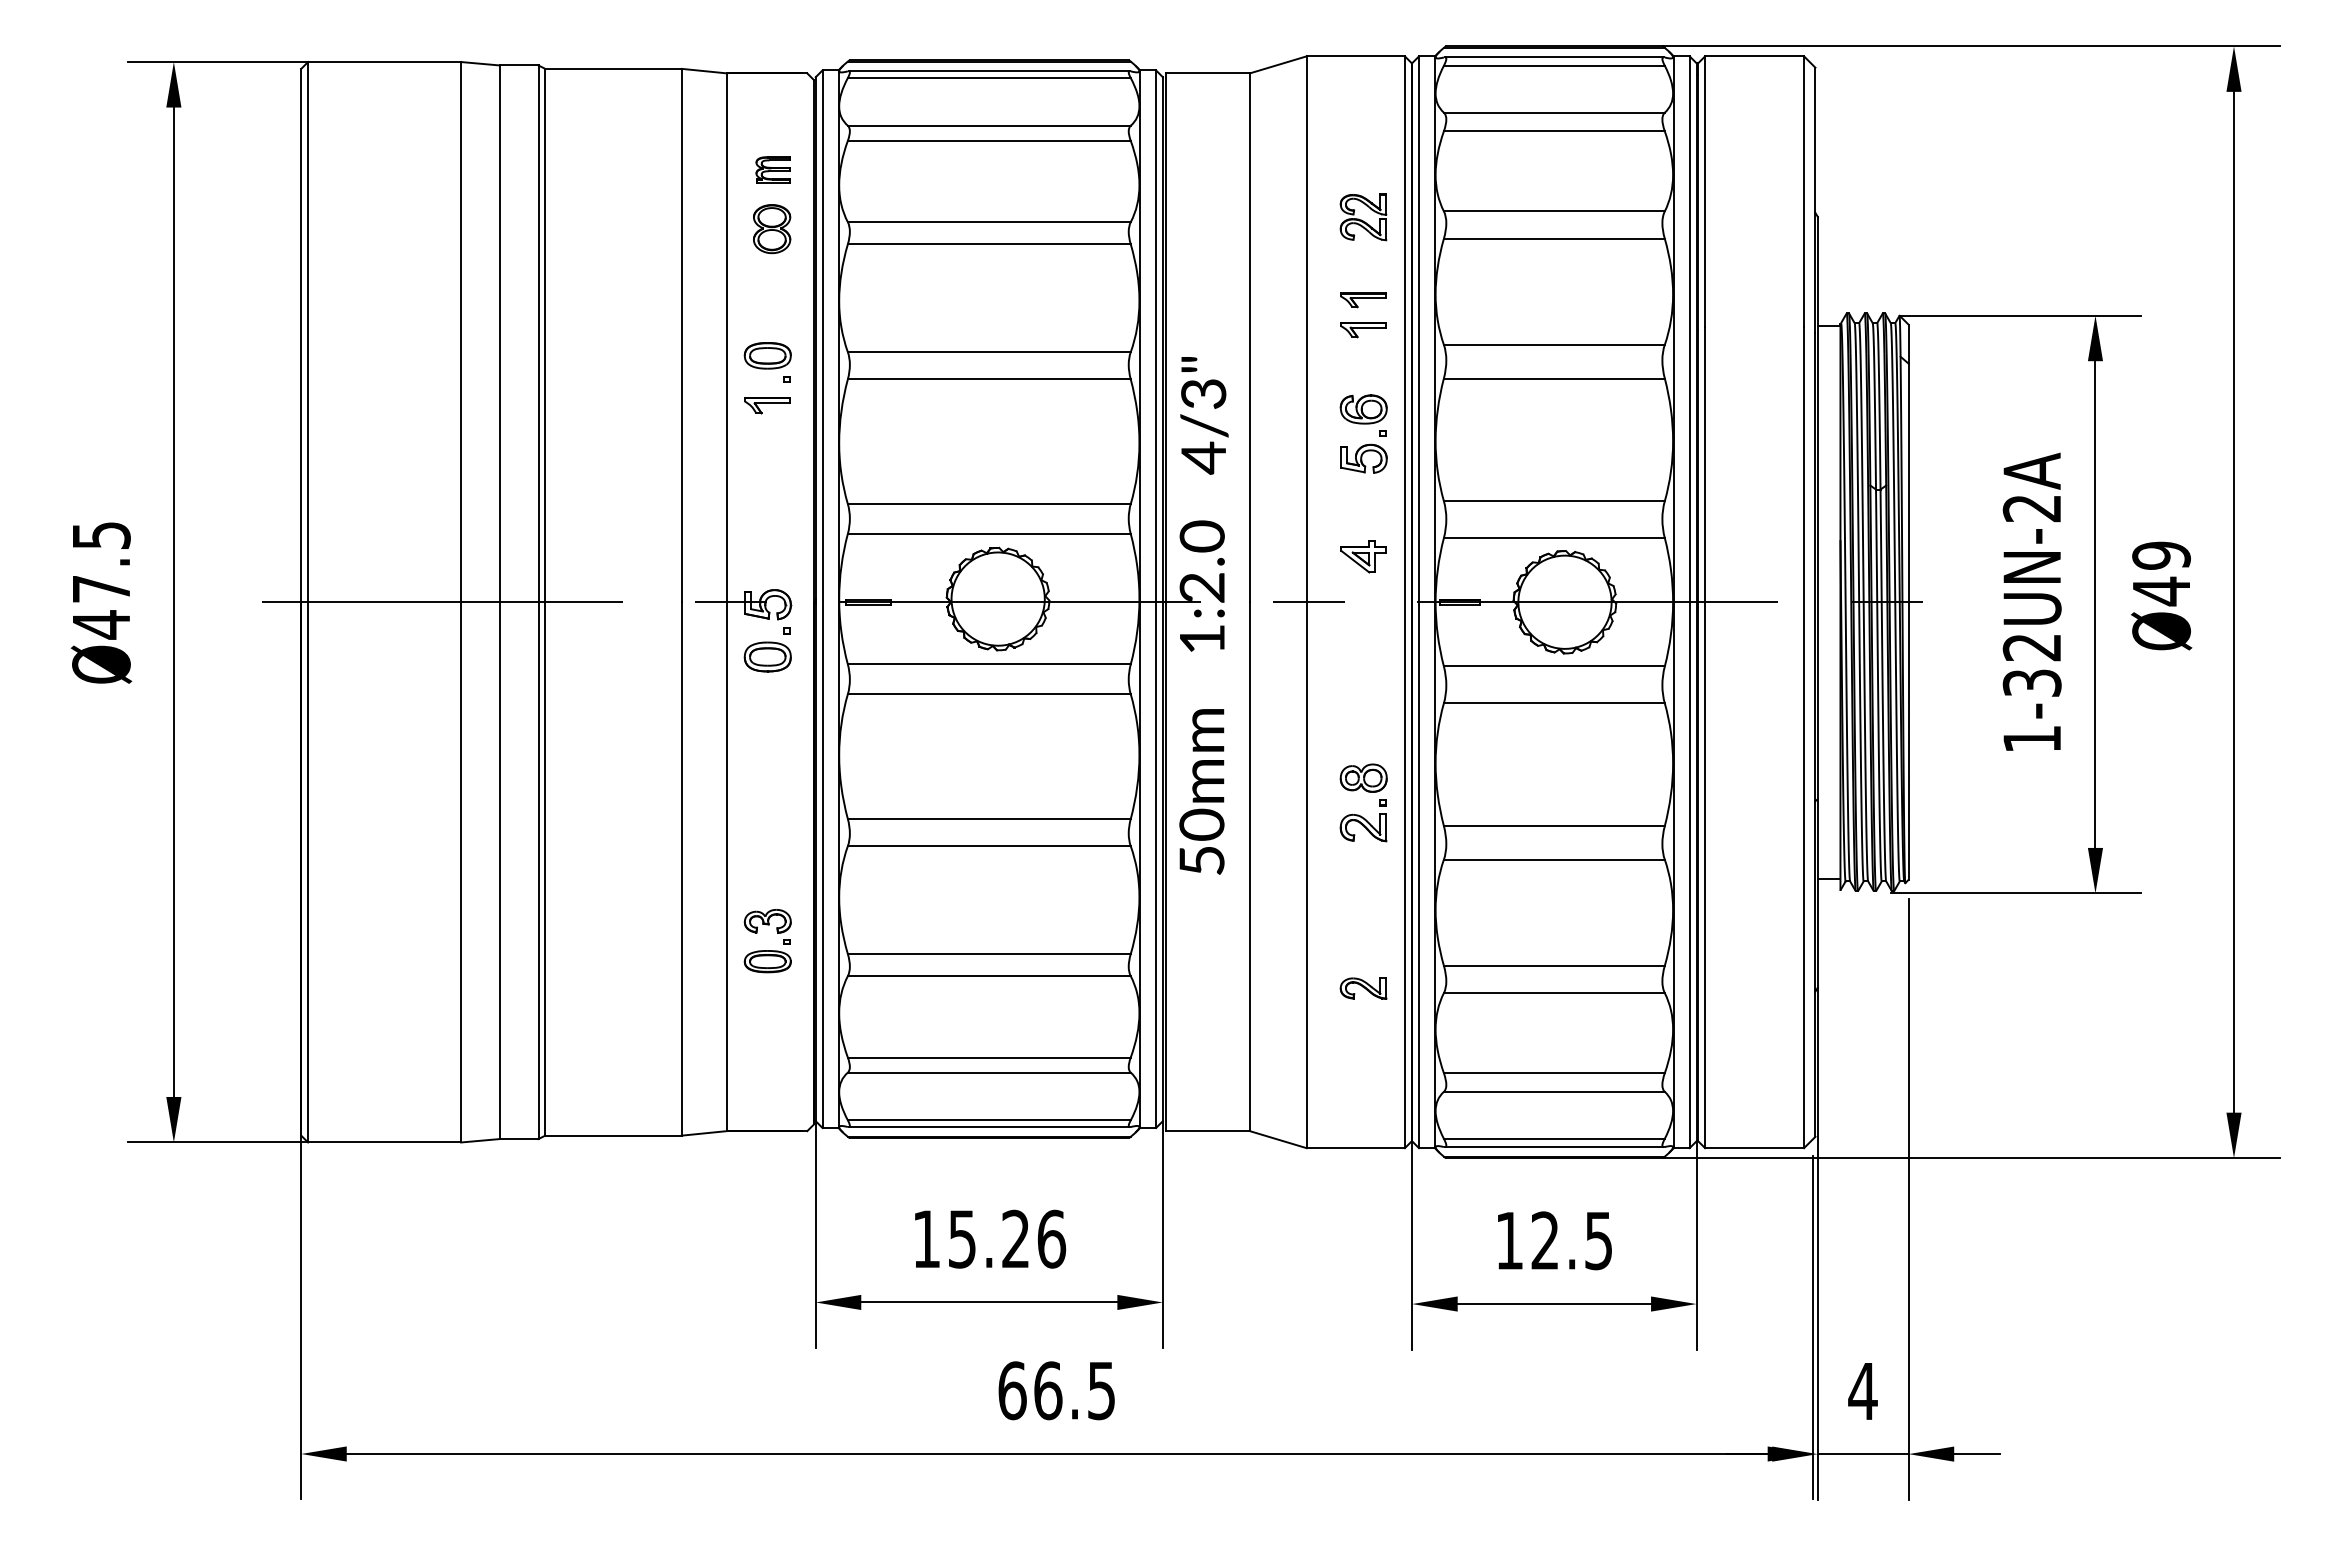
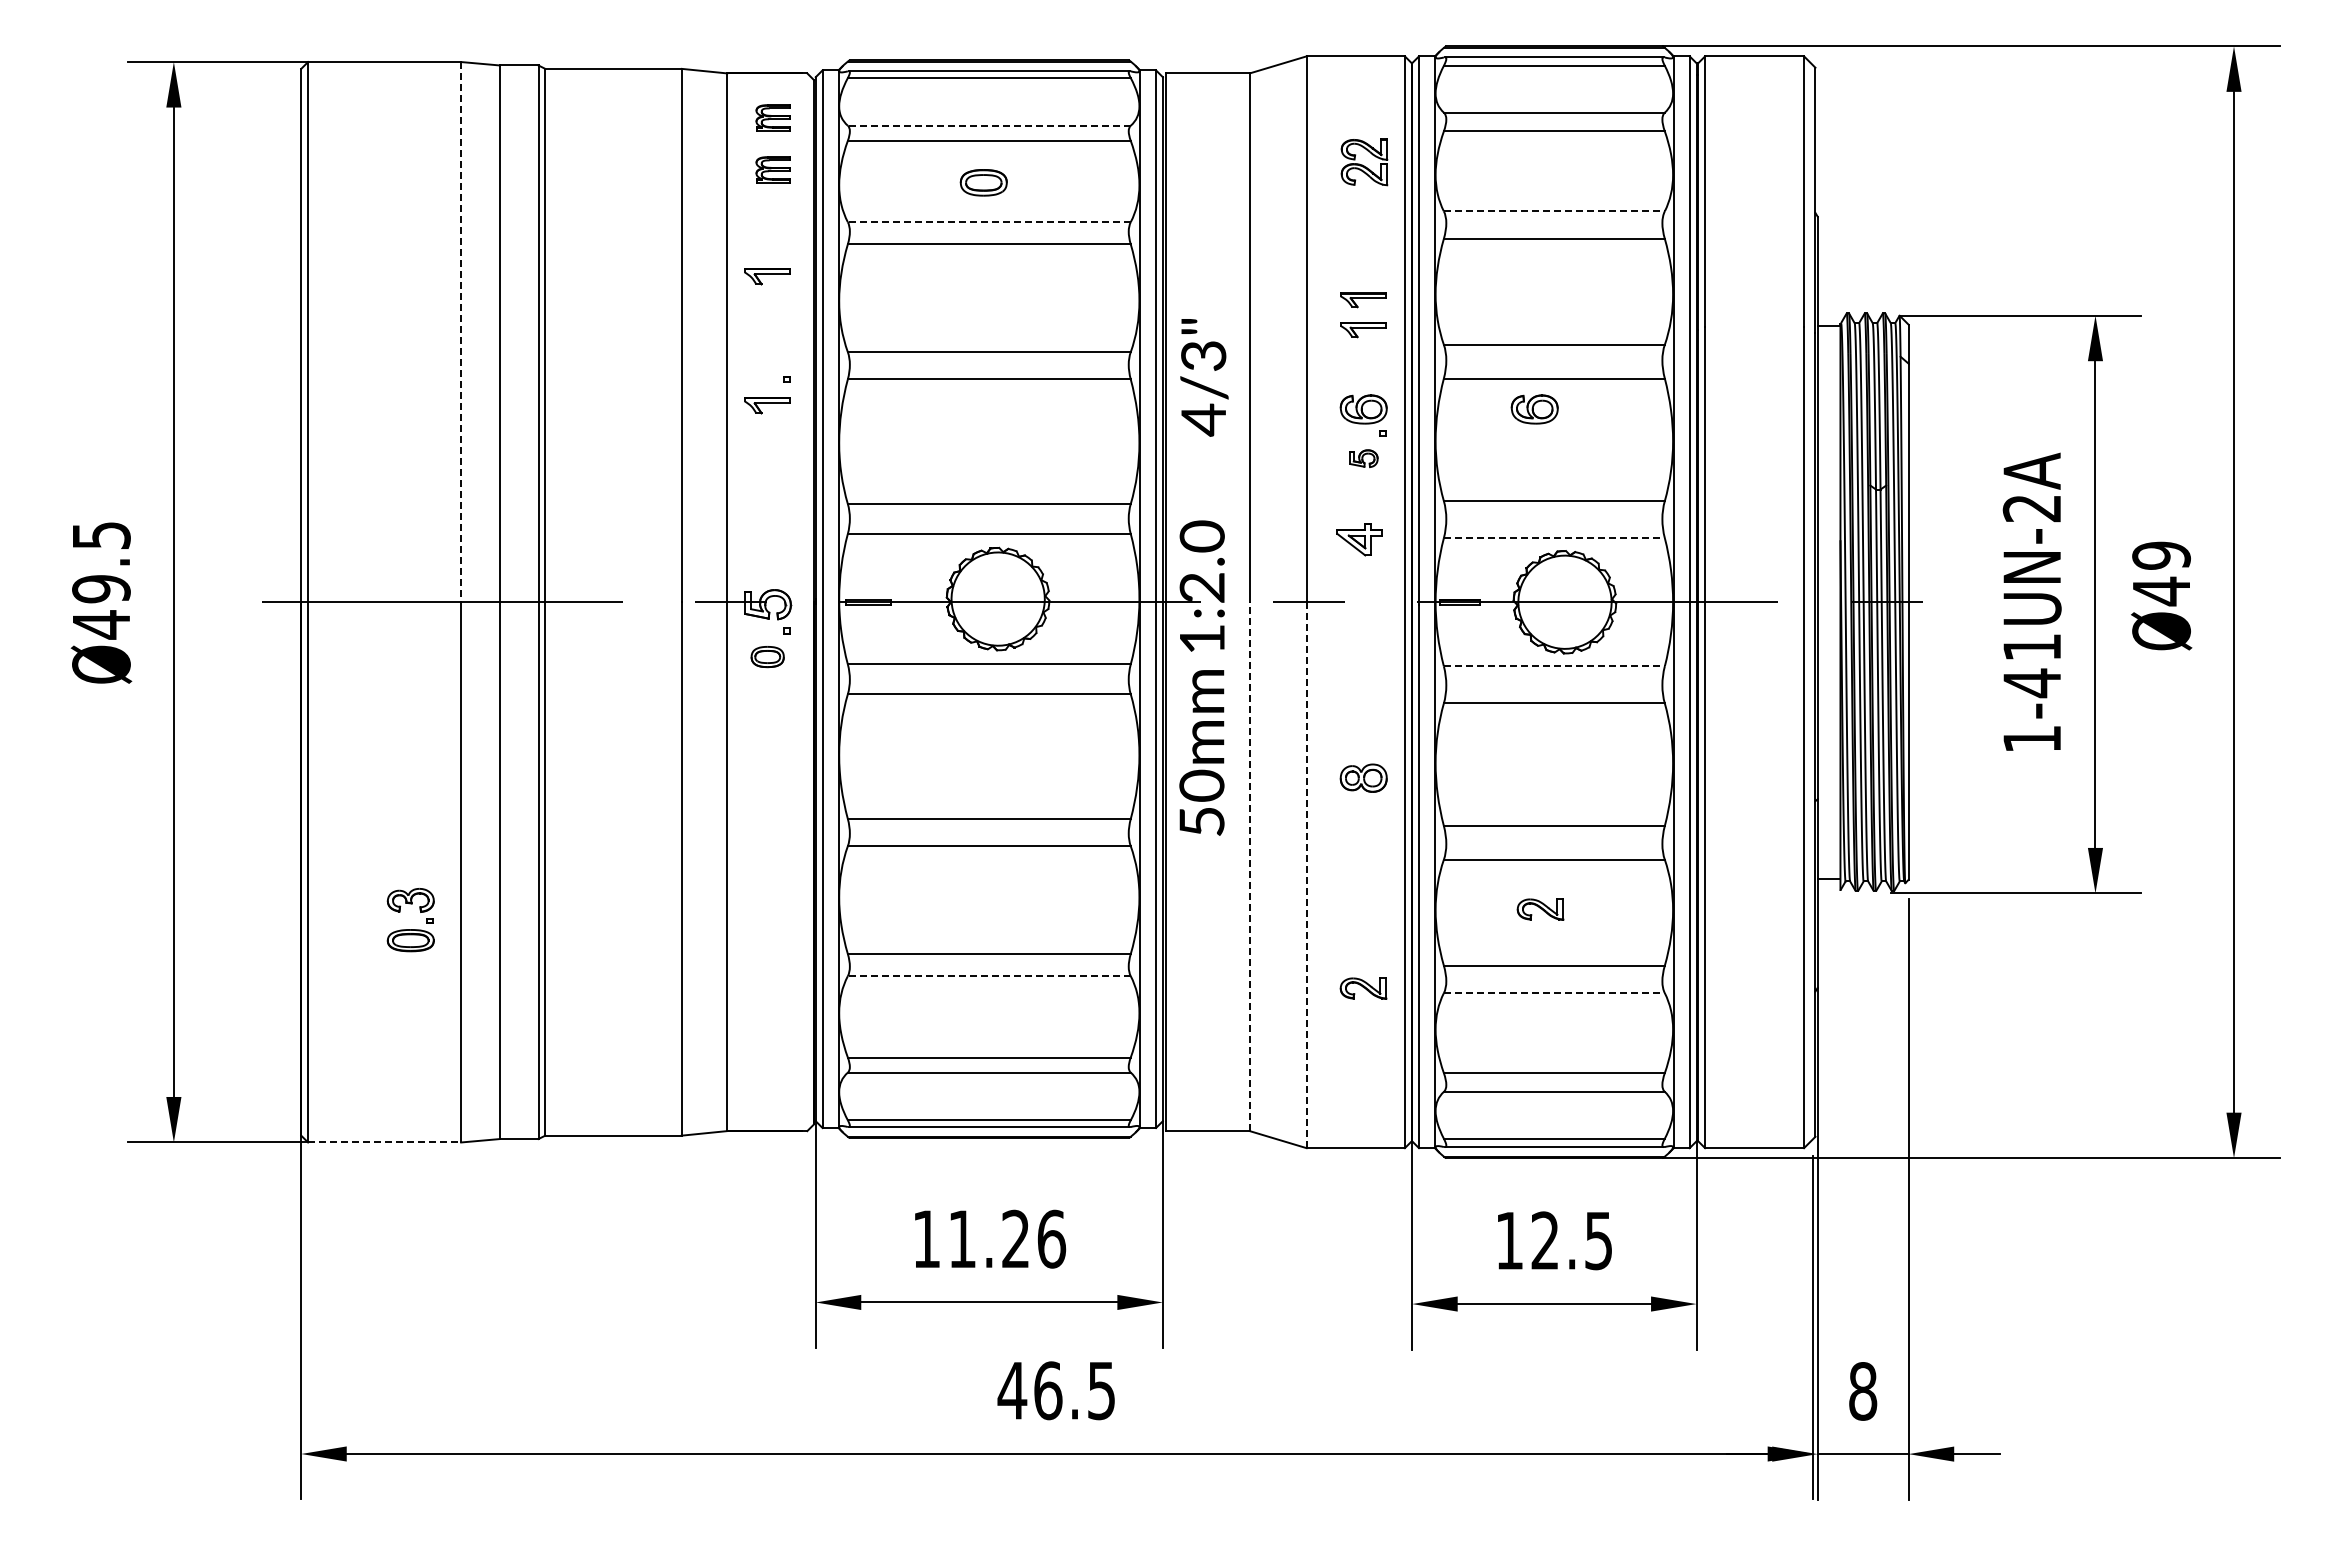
part: none -> present (772, 117)
line: solid -> dashed (988, 125)
line: solid -> dashed (1554, 211)
part position: (1363, 217) -> (1364, 162) (1364, 162)
line: solid -> dashed (988, 222)
part: present -> none (772, 229)
part: none -> present (767, 276)
line: solid -> dashed (461, 332)
part position: (767, 355) -> (983, 182) (983, 182)
part: none -> present (1534, 409)
text position: (1204, 415) -> (1204, 377) (1204, 377)
part size: 48x31 px -> 30x20 px (1363, 458)
line: solid -> dashed (1554, 538)
part position: (1363, 556) -> (1359, 539) (1359, 539)
text: 47.5 -> 49.5 (101, 589)
part size: 49x32 px -> 35x23 px (767, 657)
line: solid -> dashed (1554, 666)
text: 1-32UN-2A -> 1-41UN-2A (2031, 666)
text position: (1201, 791) -> (1201, 752) (1201, 752)
part: present -> none (1363, 820)
line: solid -> dashed (1249, 866)
line: solid -> dashed (1306, 875)
part: none -> present (1540, 909)
part position: (767, 950) -> (410, 929) (410, 929)
line: solid -> dashed (988, 976)
line: solid -> dashed (1554, 993)
line: solid -> dashed (384, 1142)
text: 15.26 -> 11.26 (962, 1239)
text: 66.5 -> 46.5 (1012, 1390)
text: 4 -> 8 (1862, 1391)
